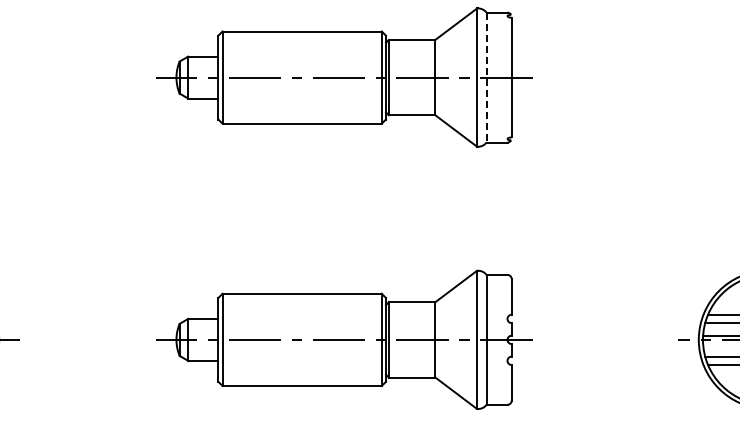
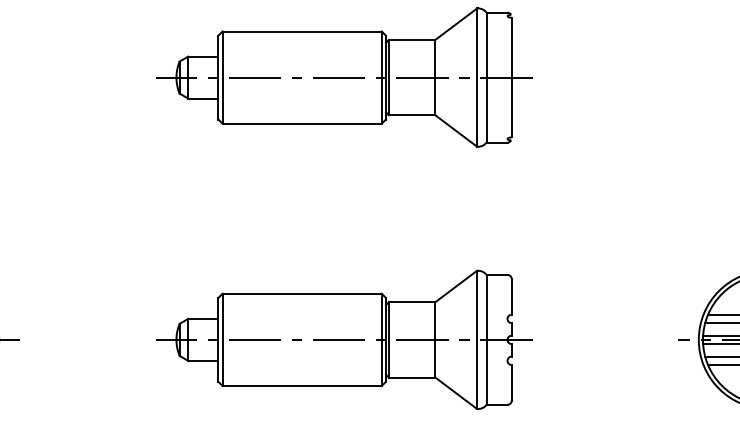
line: dashed -> solid (486, 77)
line: none -> present (719, 344)
